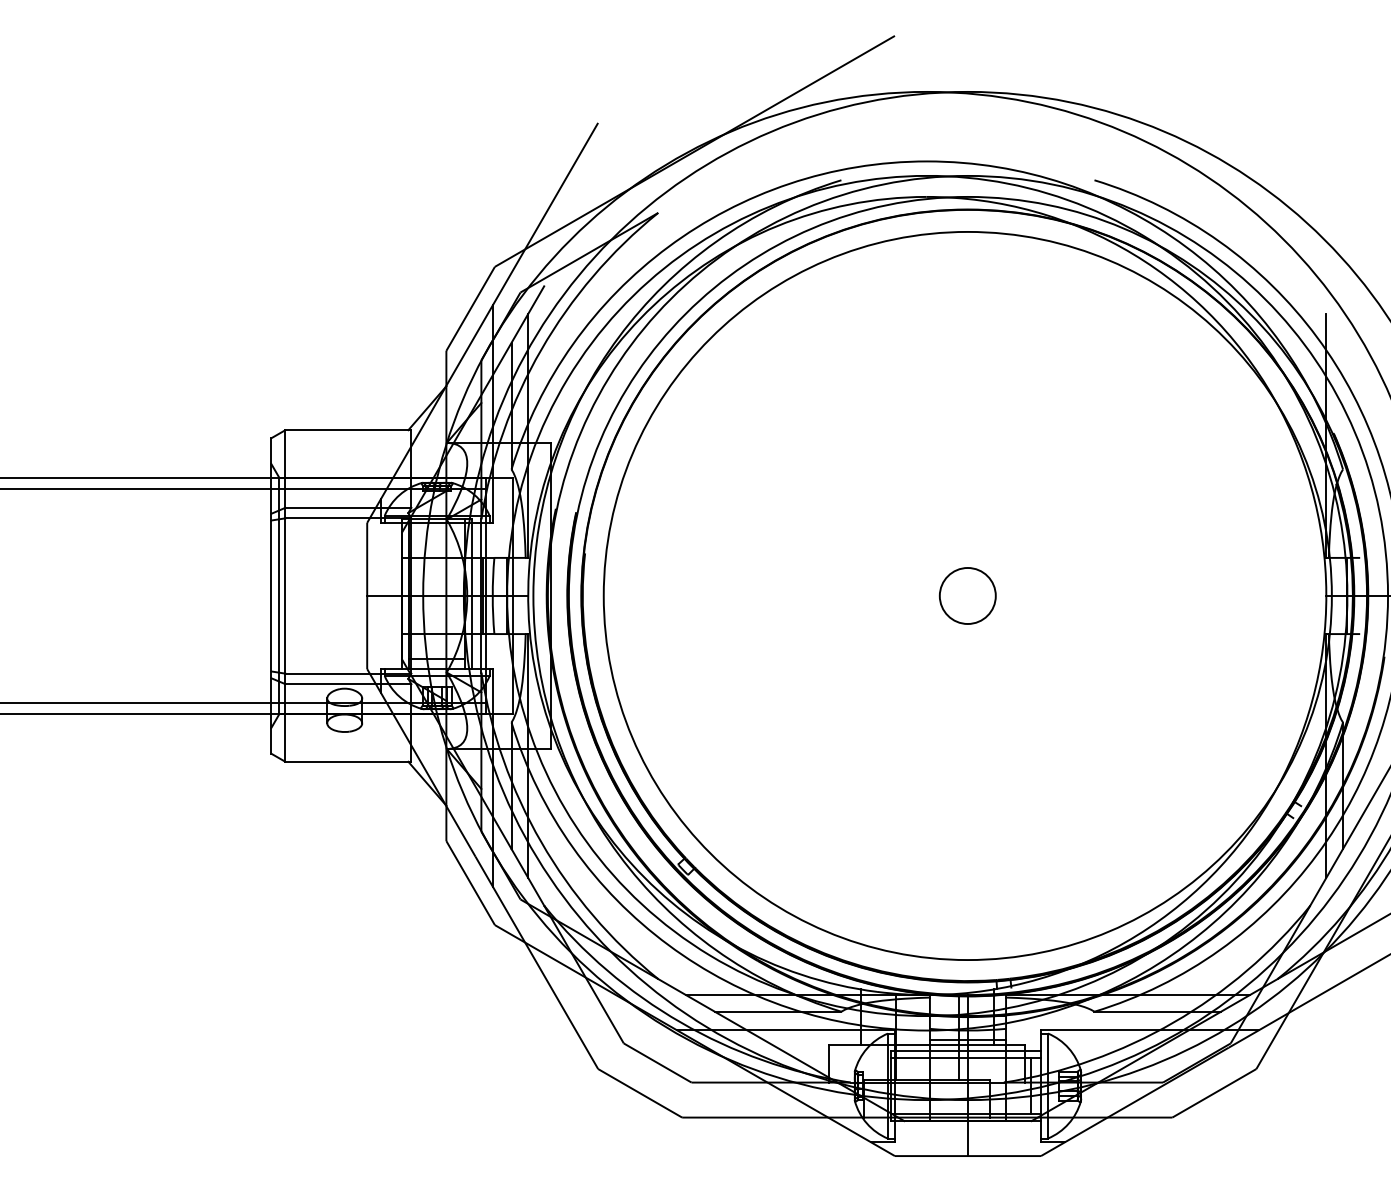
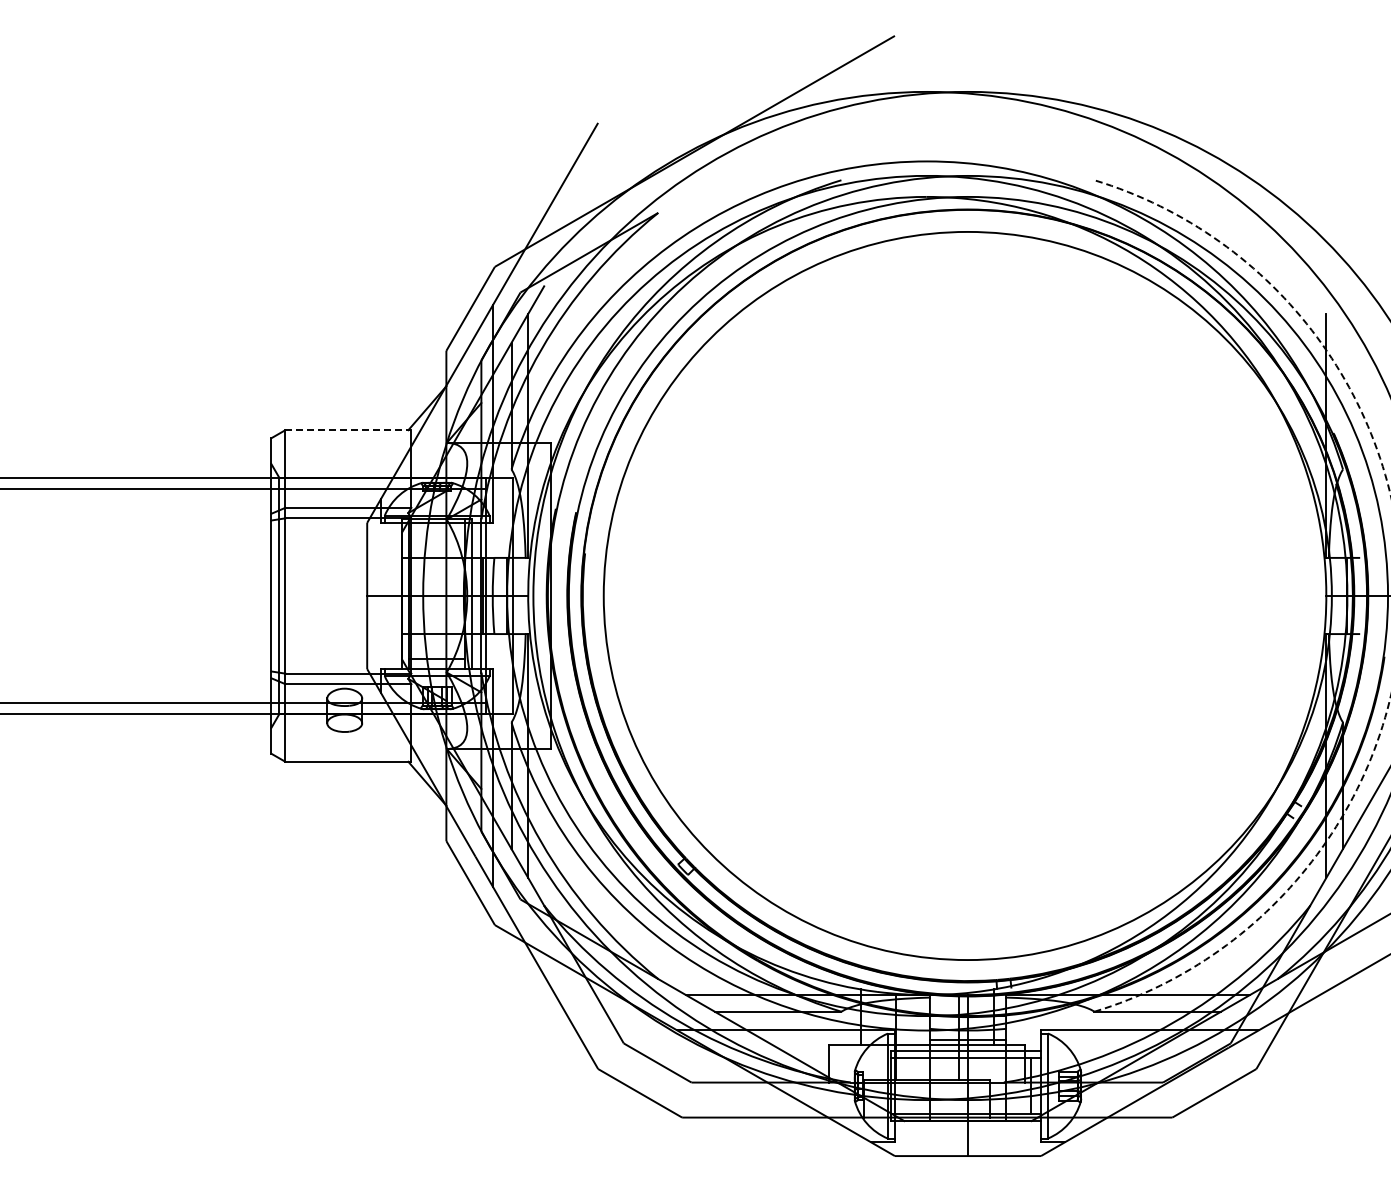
line: solid -> dashed (348, 430)
arc: solid -> dashed (1390, 496)
circle: present -> none (967, 595)
